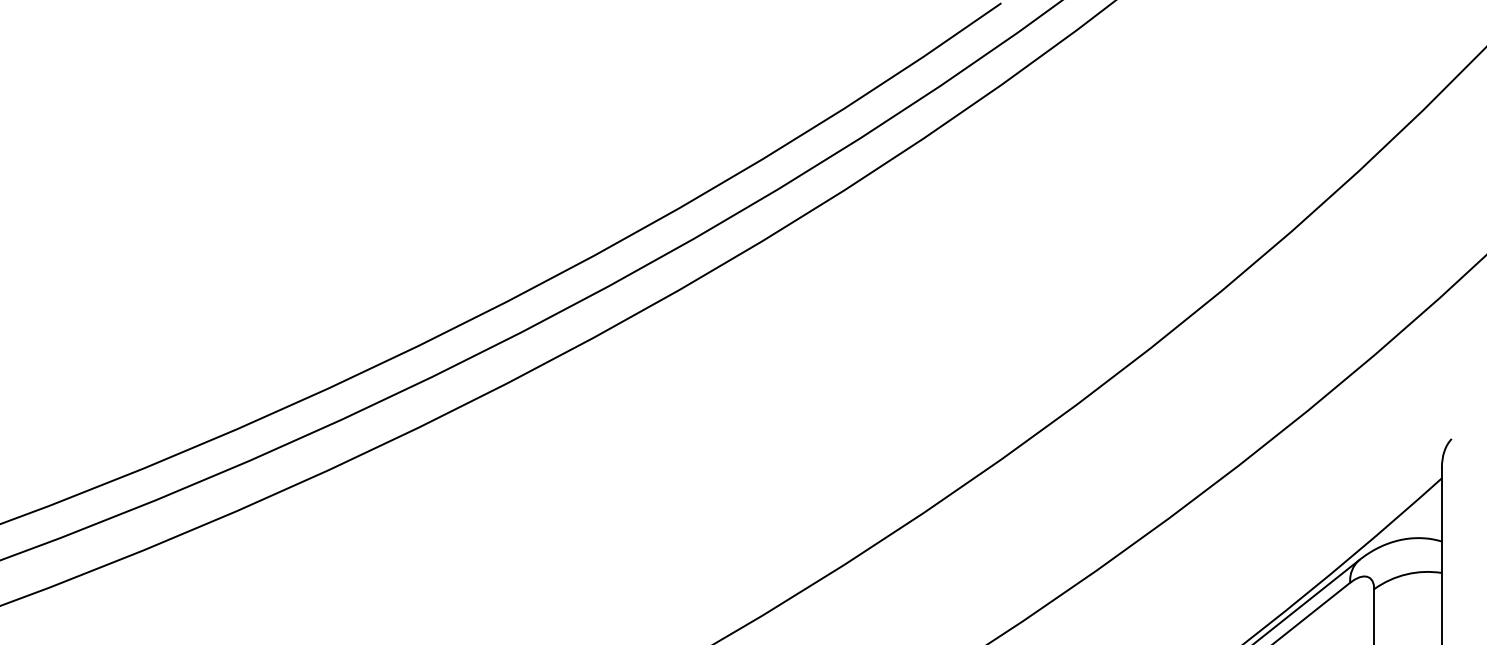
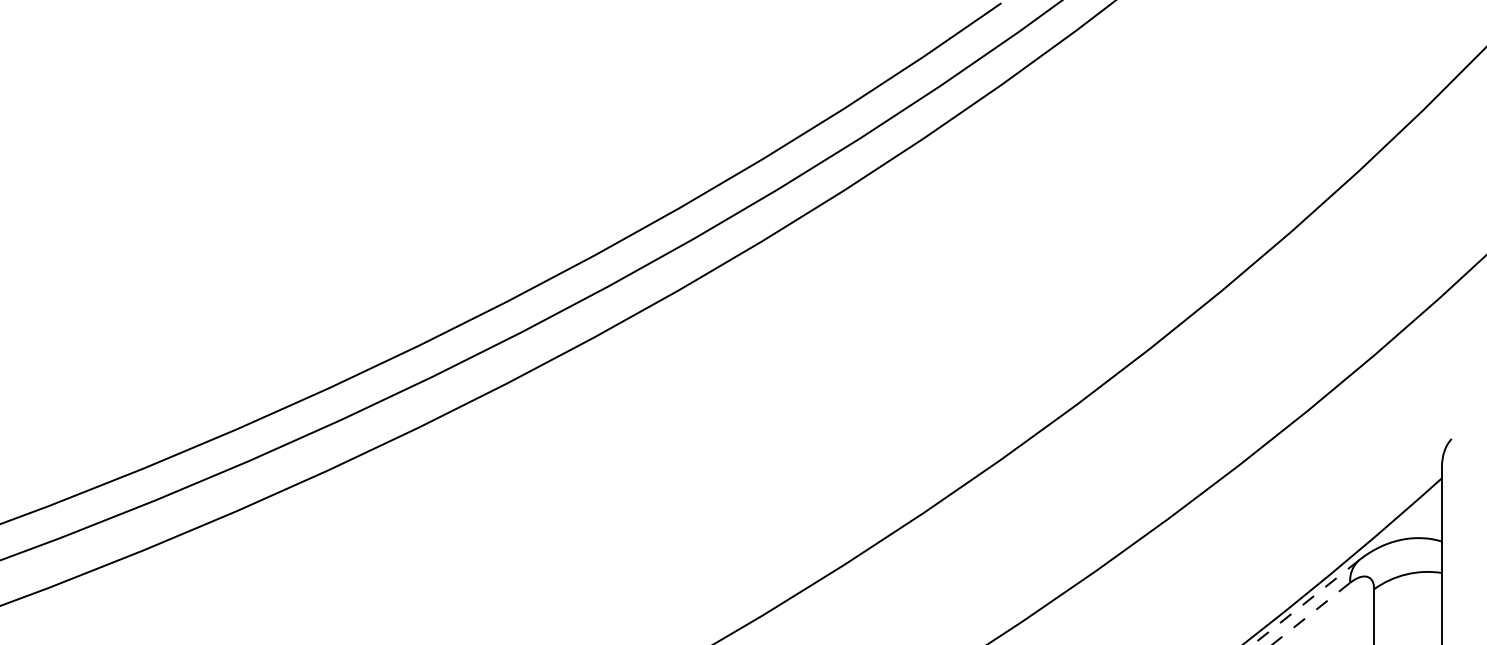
line: solid -> dashed (1306, 602)
line: solid -> dashed (1311, 613)
